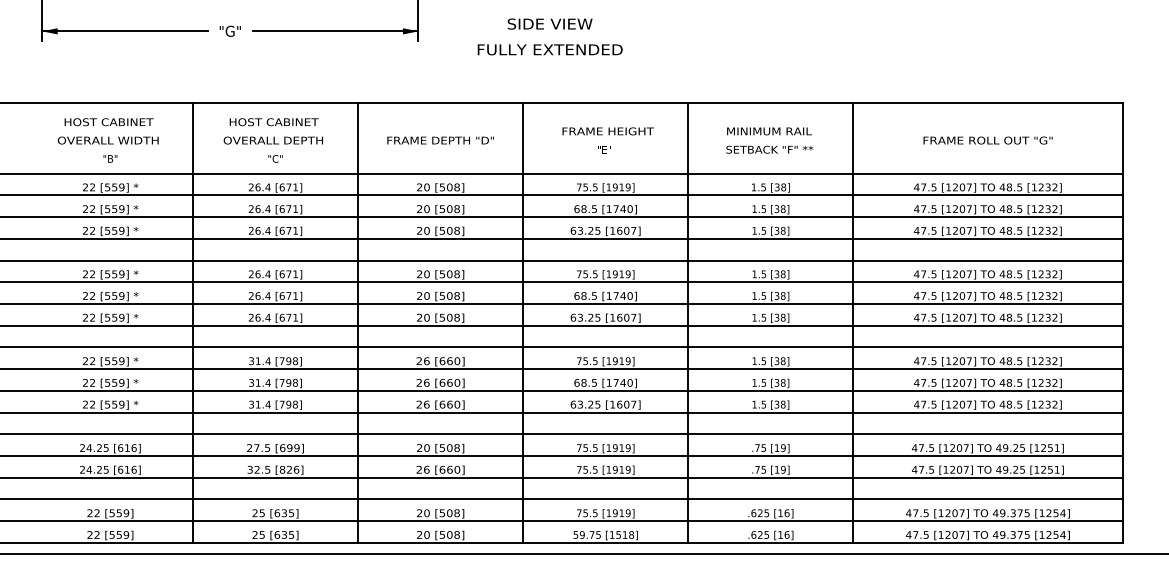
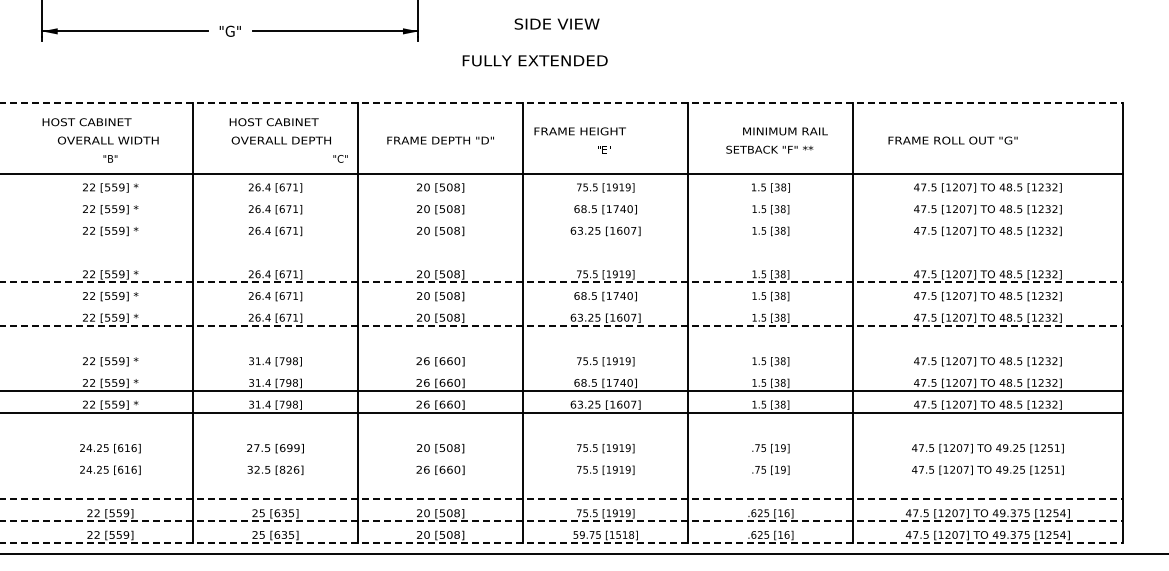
text position: (549, 23) -> (556, 23) (556, 23)
text position: (549, 49) -> (534, 60) (534, 60)
line: solid -> dashed (561, 103)
text position: (108, 122) -> (86, 122) (86, 122)
text position: (607, 131) -> (579, 131) (579, 131)
text position: (769, 131) -> (785, 131) (785, 131)
text position: (272, 140) -> (280, 140) (280, 140)
text position: (987, 140) -> (952, 140) (952, 140)
text position: (275, 158) -> (340, 158) (340, 158)
line: present -> none (562, 195)
line: present -> none (562, 217)
line: present -> none (562, 238)
line: present -> none (562, 260)
line: solid -> dashed (561, 282)
line: present -> none (562, 303)
line: solid -> dashed (561, 325)
line: present -> none (562, 347)
line: present -> none (562, 369)
line: present -> none (562, 434)
line: present -> none (562, 456)
line: present -> none (562, 477)
line: solid -> dashed (561, 499)
line: solid -> dashed (561, 521)
line: solid -> dashed (561, 542)
